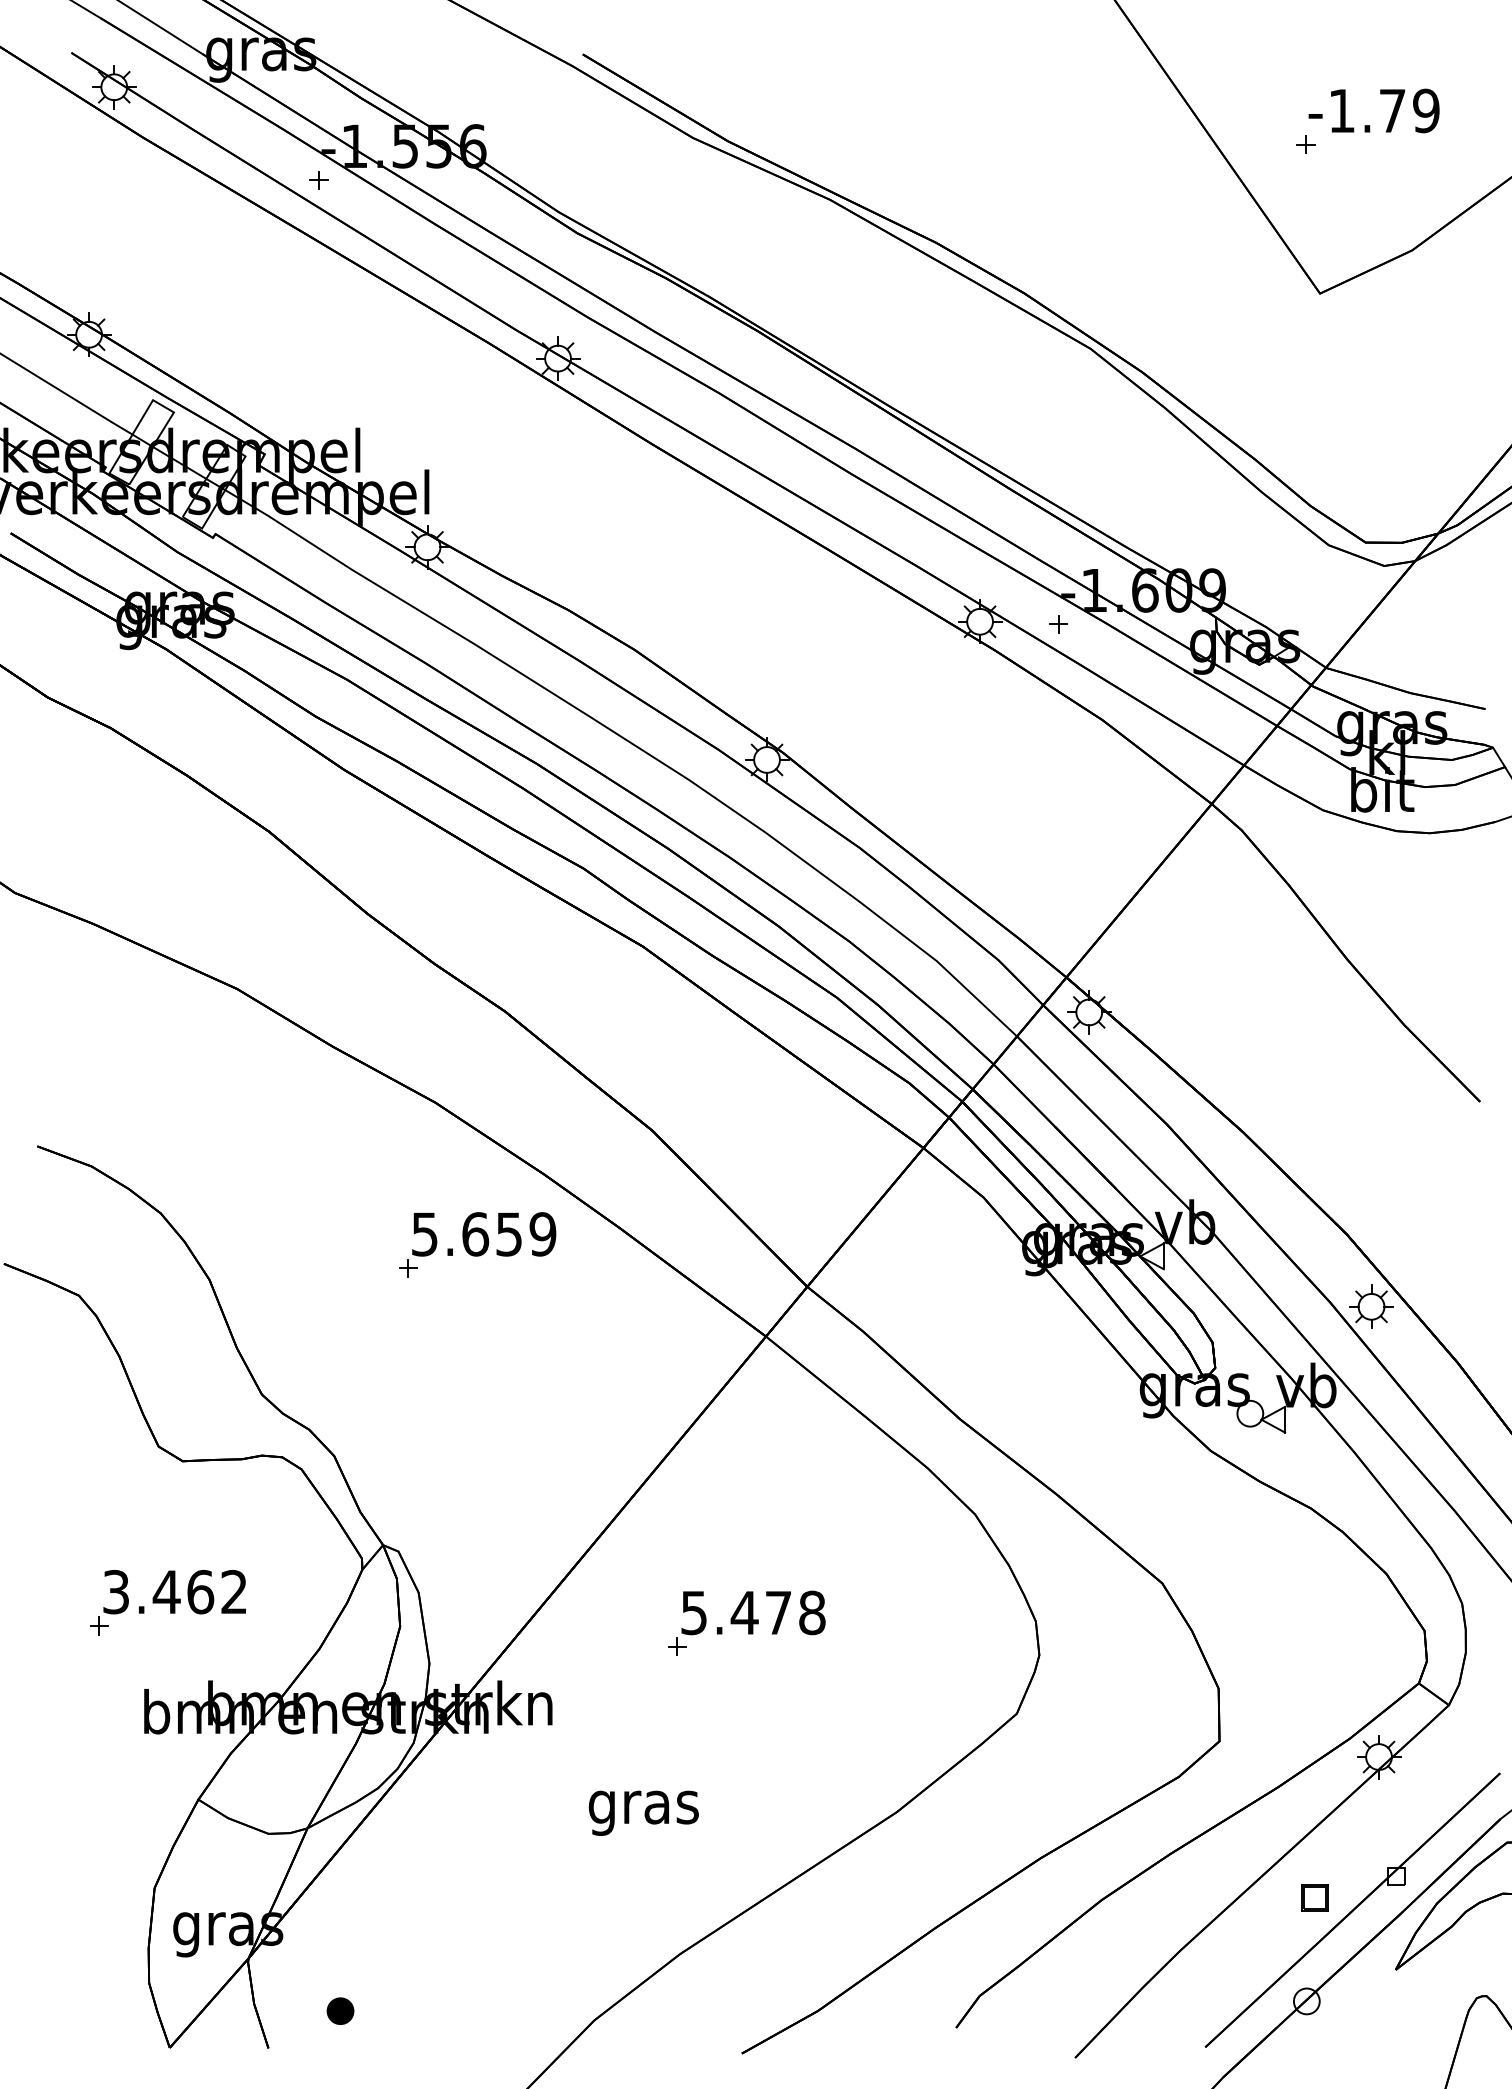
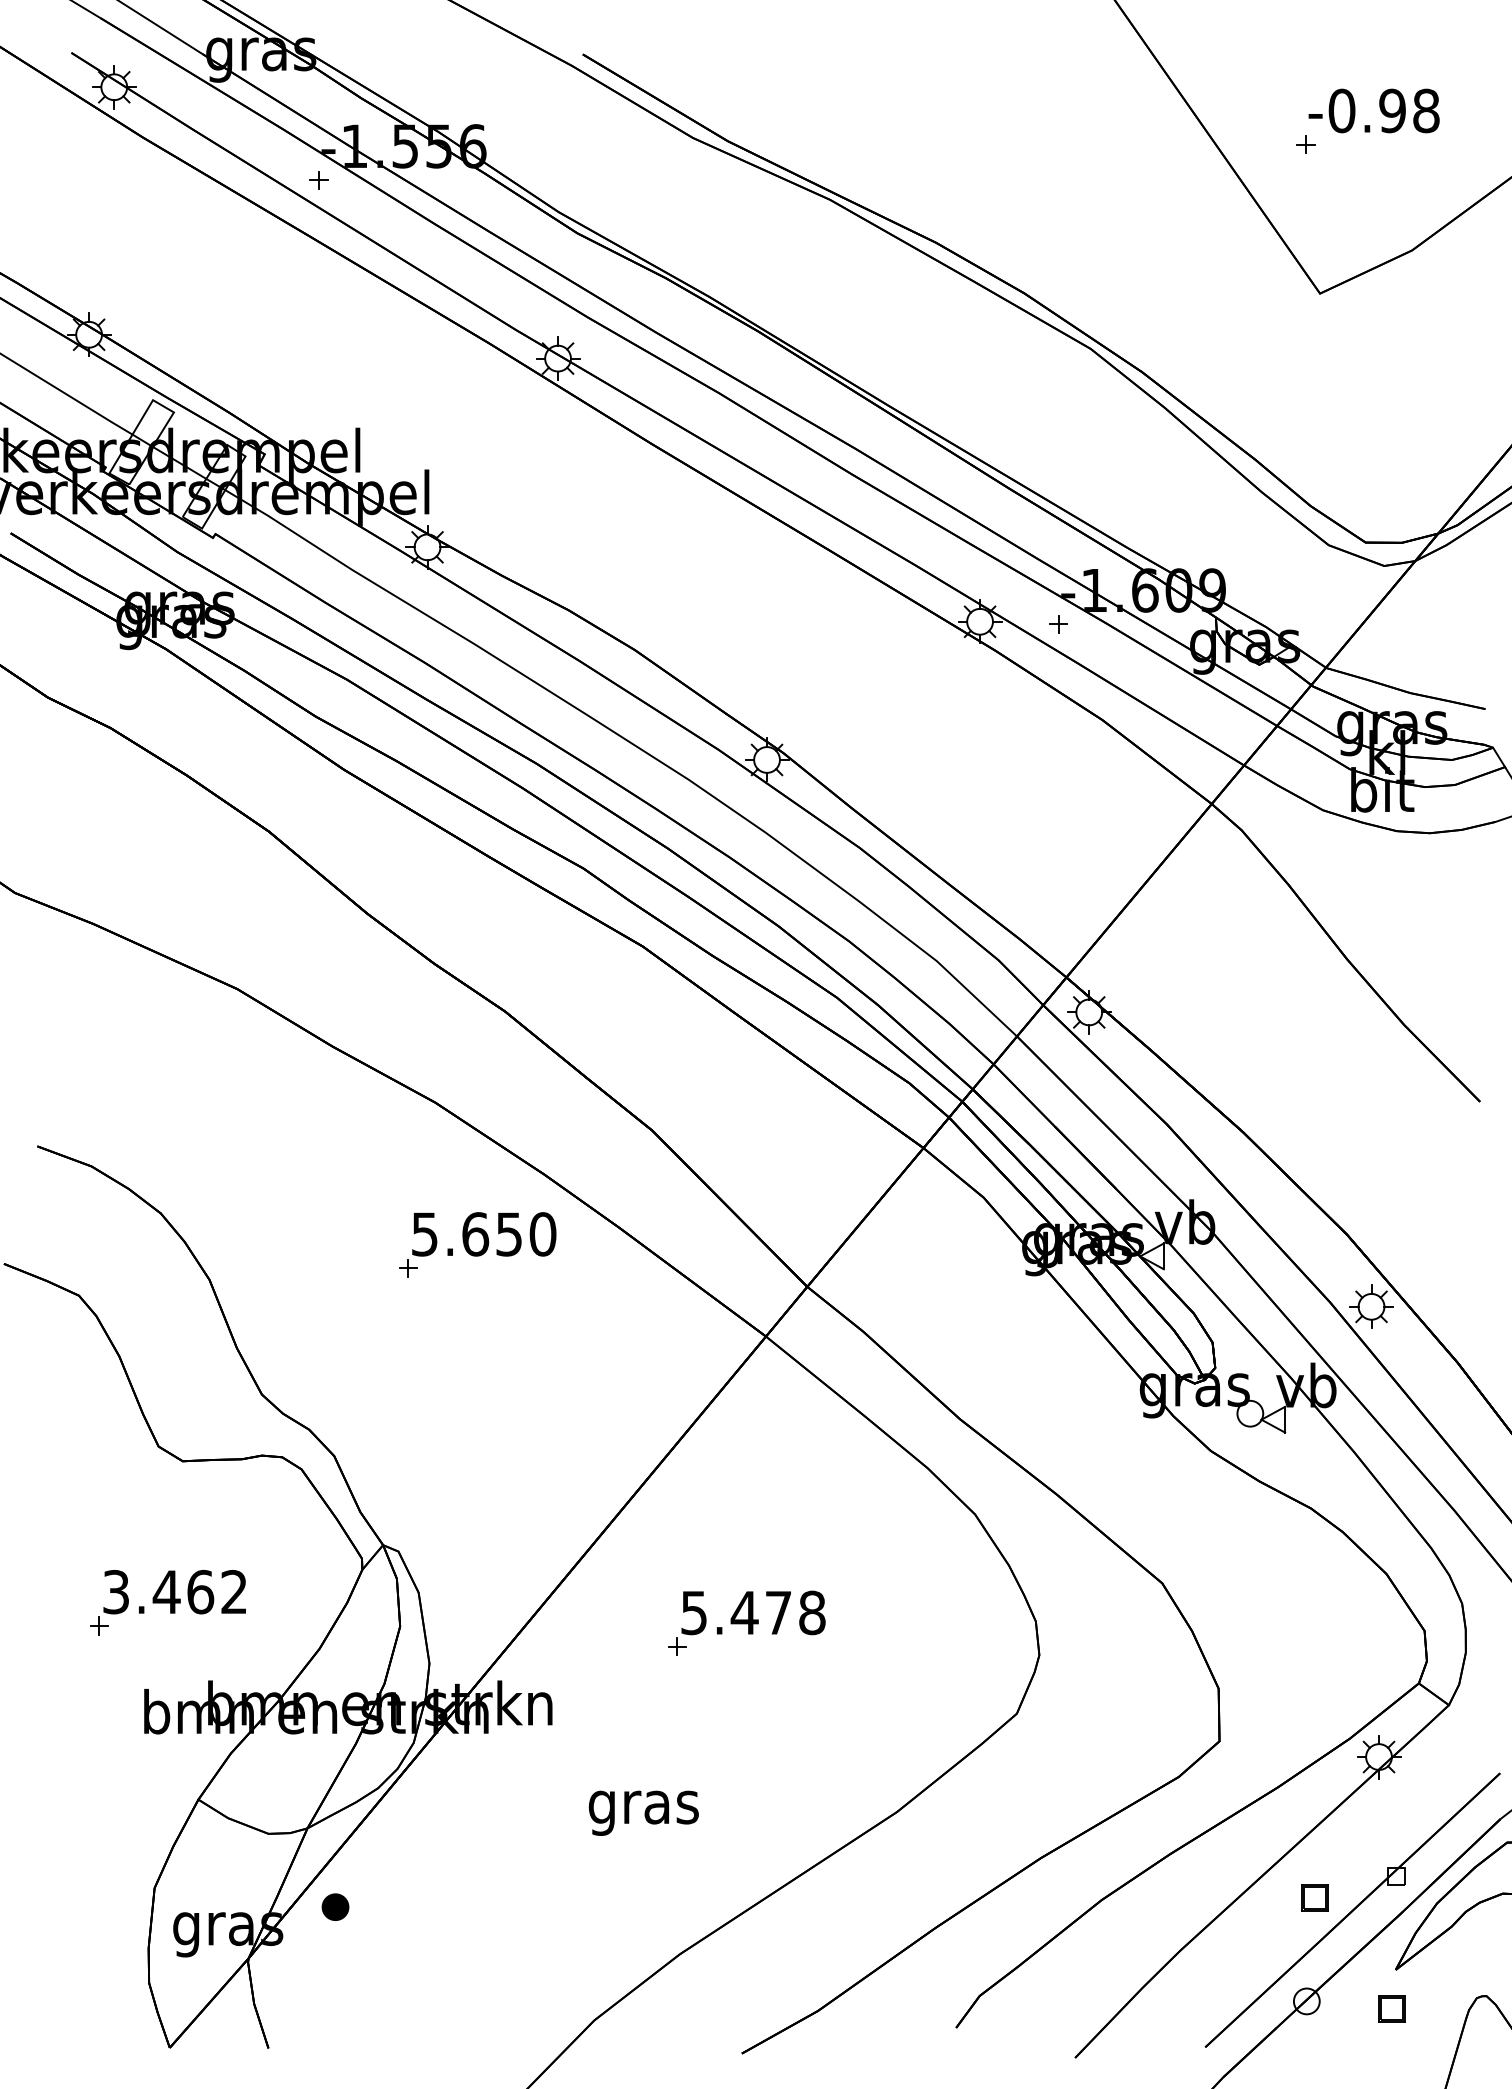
text: -1.79 -> -0.98 (1383, 110)
text: 5.659 -> 5.650 (542, 1234)
part: none -> present (1391, 2008)
part position: (340, 2010) -> (335, 1906) (335, 1906)
